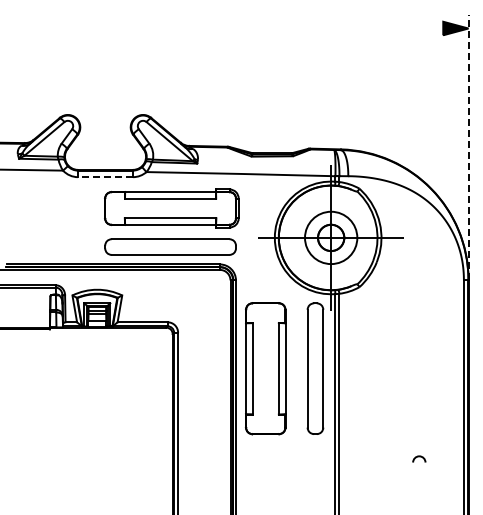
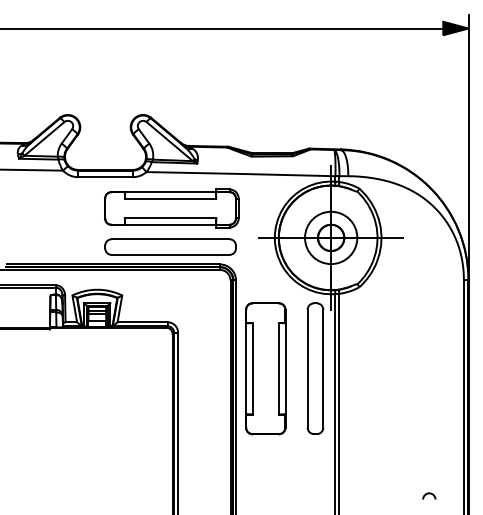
line: none -> present (222, 28)
line: dashed -> solid (468, 147)
line: dashed -> solid (105, 177)
arc position: (419, 457) -> (429, 494) (429, 494)
